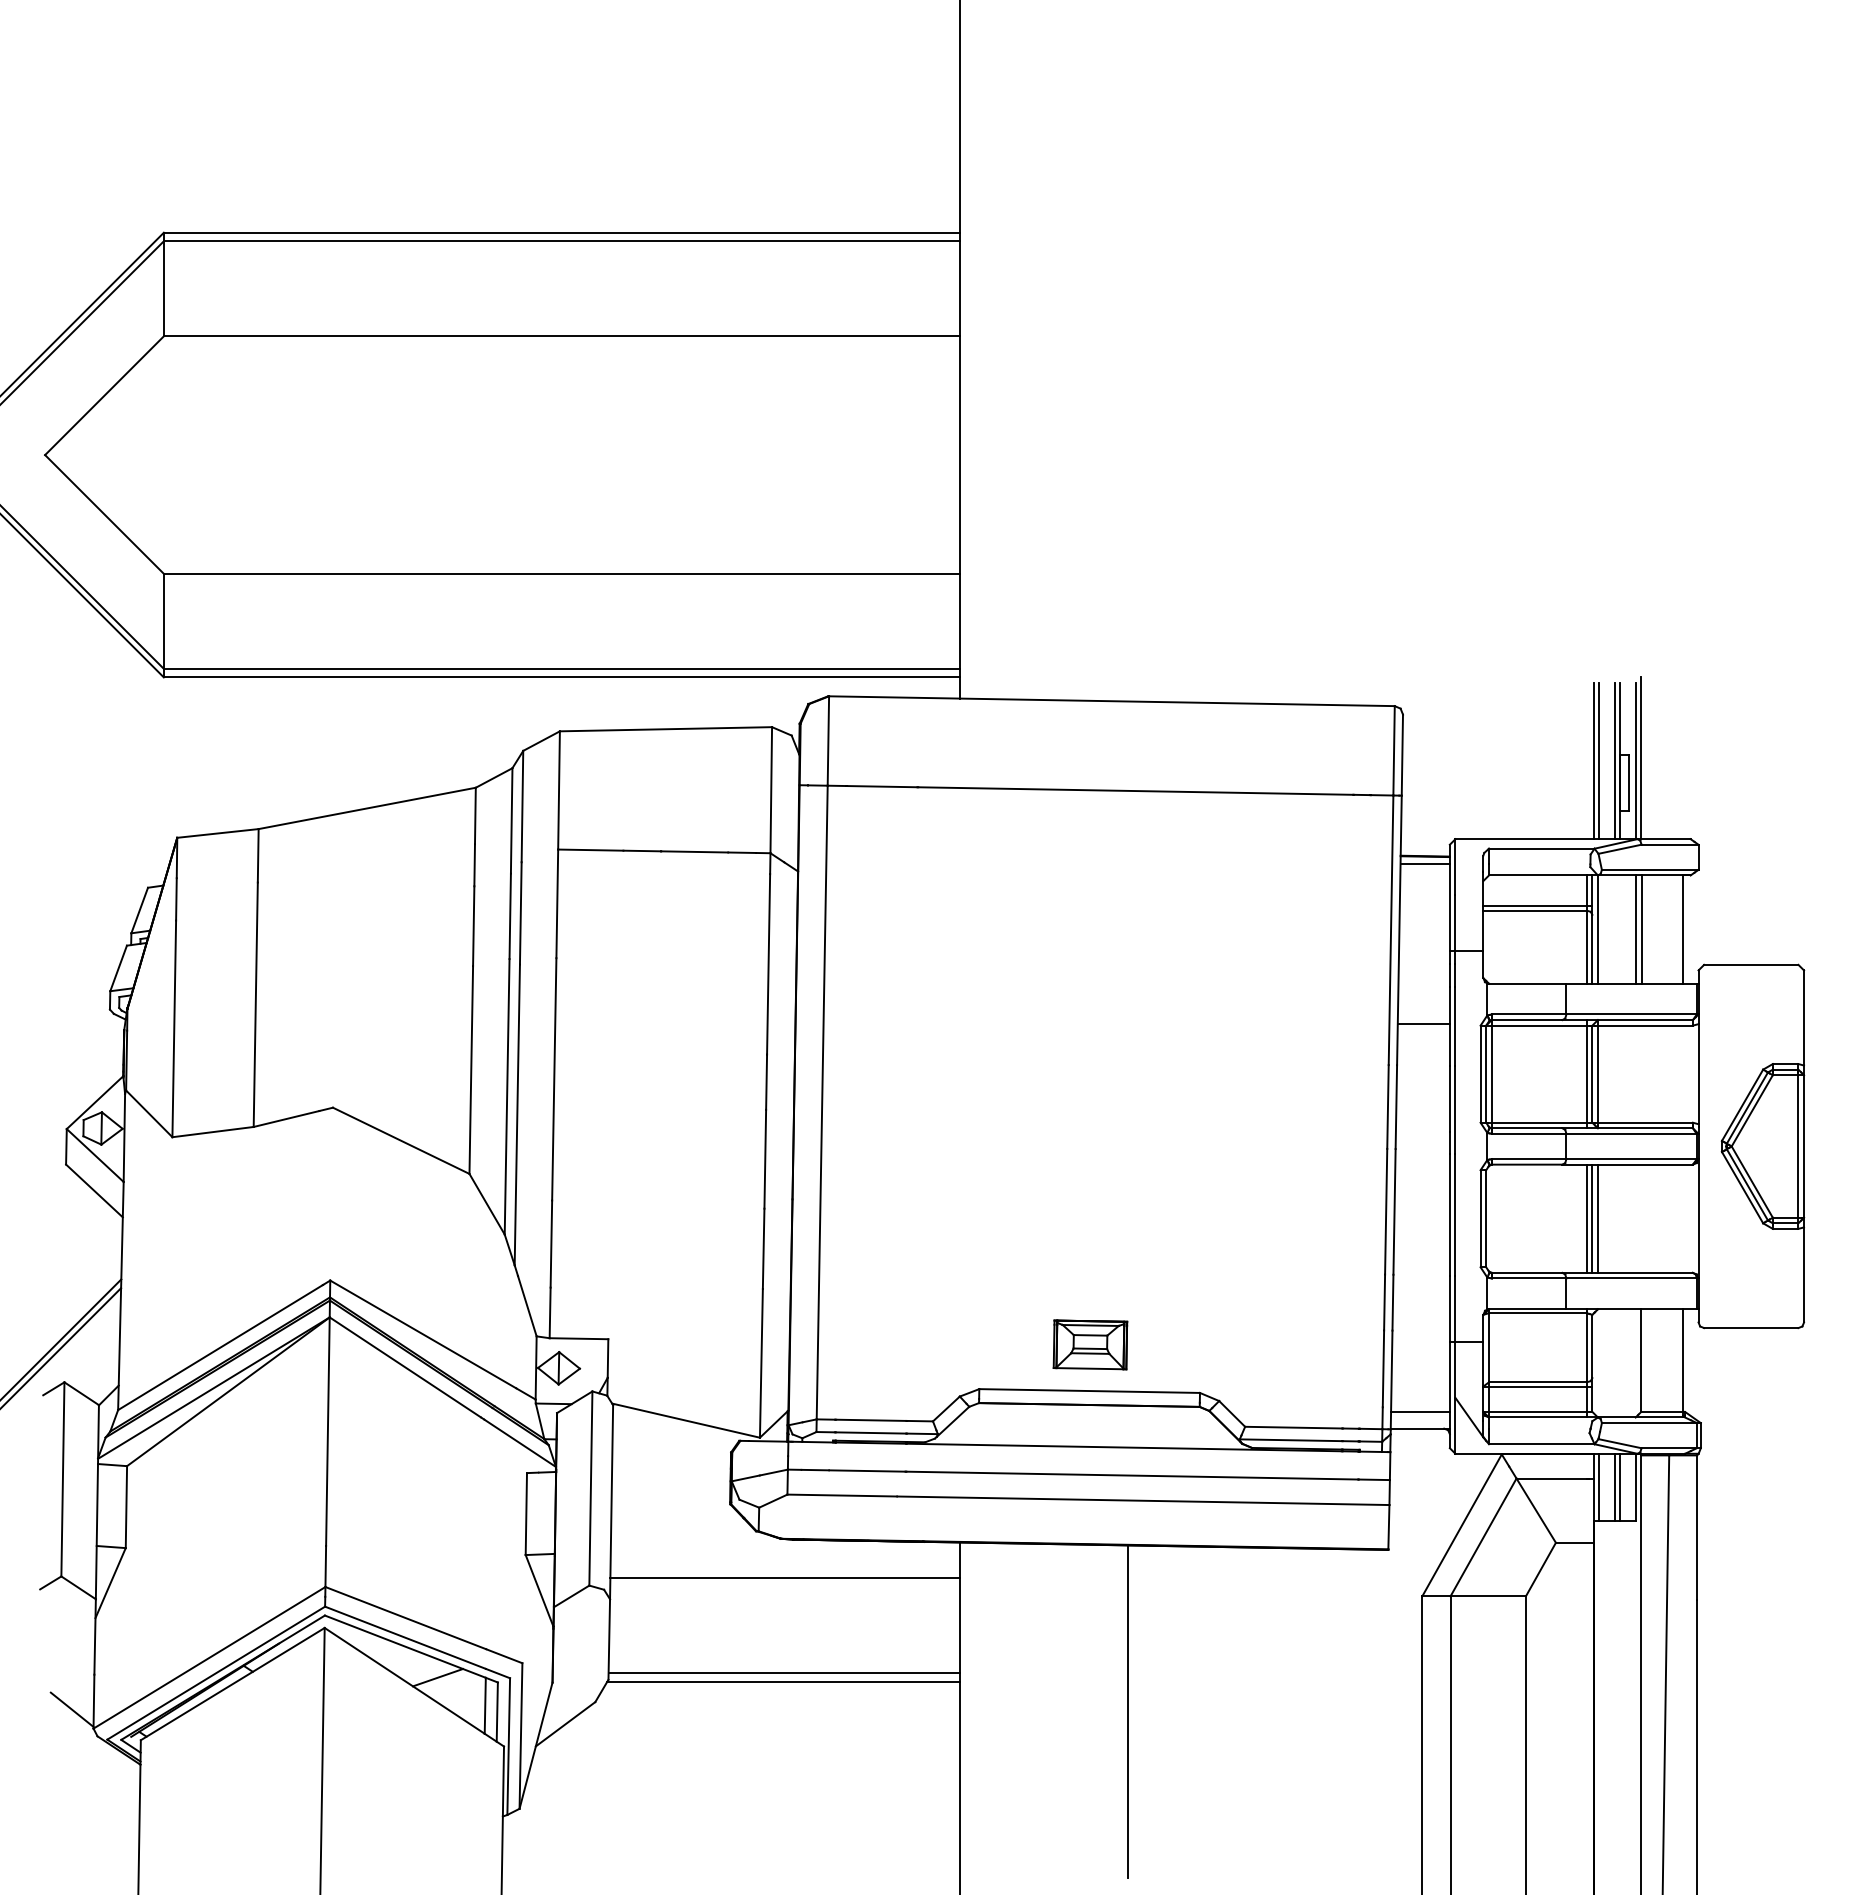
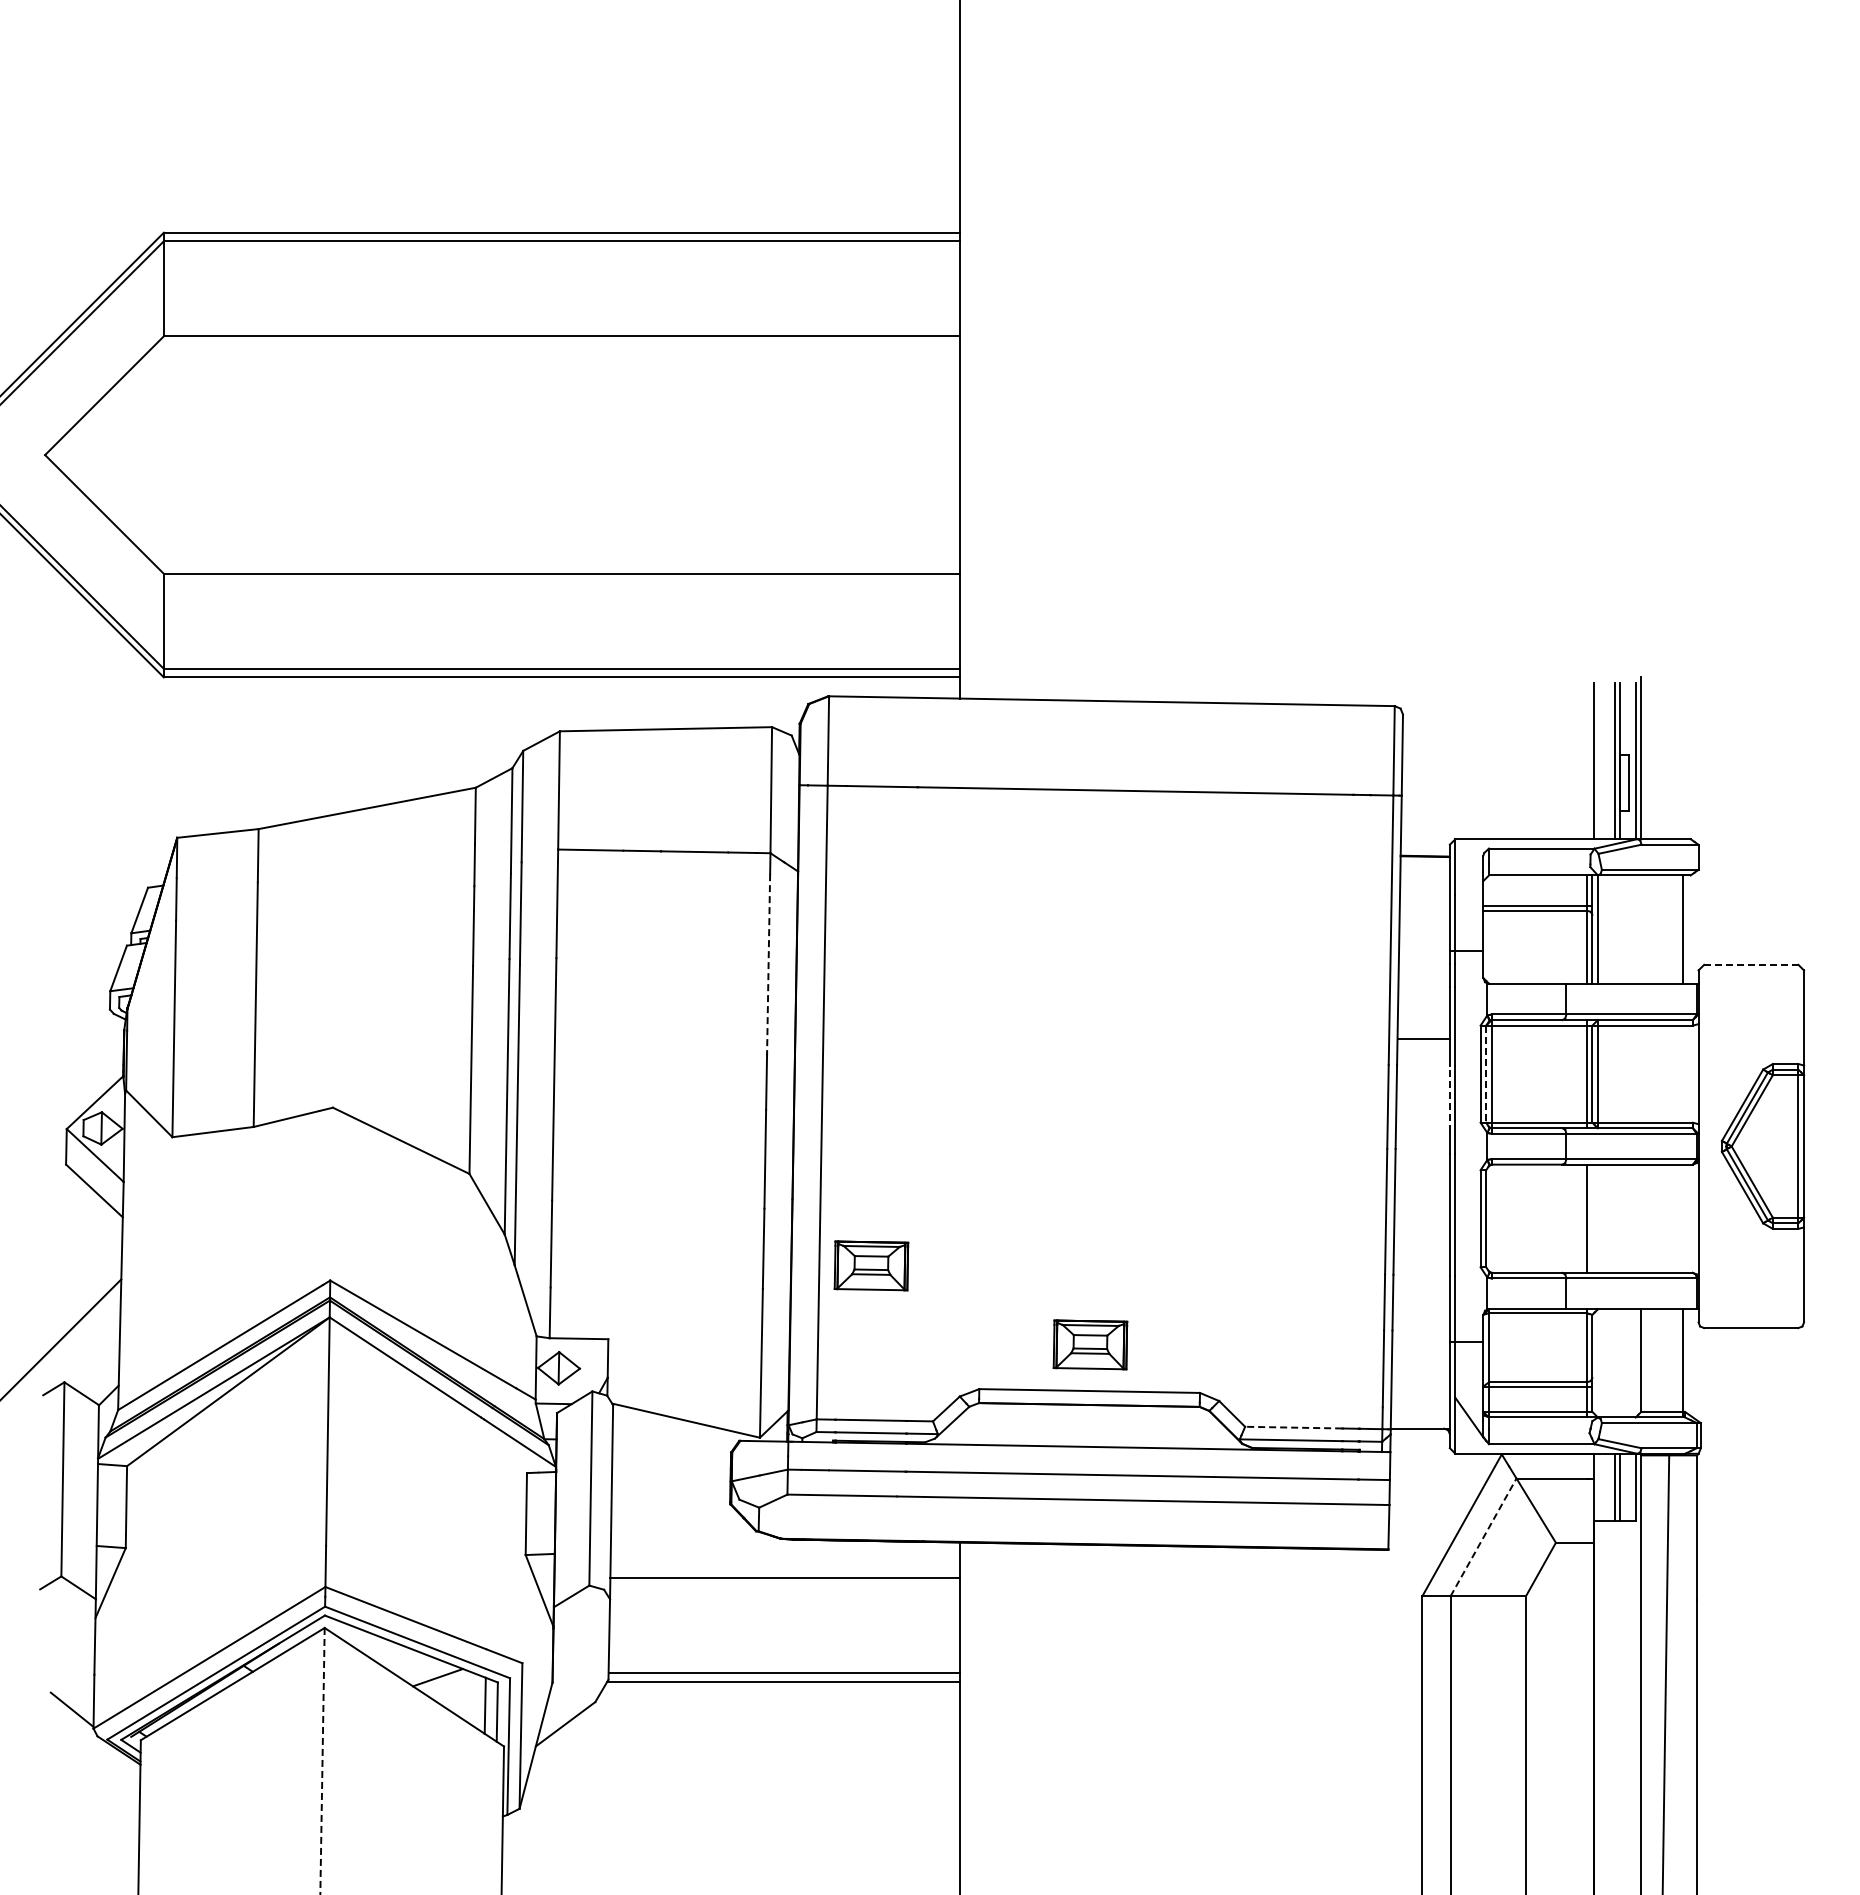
line: present -> none (1599, 760)
line: present -> none (1424, 864)
line: present -> none (1636, 929)
line: present -> none (1641, 929)
line: solid -> dashed (768, 964)
line: solid -> dashed (1751, 964)
line position: (1423, 1023) -> (1423, 1038) (1423, 1038)
line: solid -> dashed (1486, 1074)
line: solid -> dashed (1449, 1098)
line: present -> none (1592, 1218)
line: present -> none (1597, 1218)
part: none -> present (871, 1265)
line: present -> none (61, 1347)
line: present -> none (1420, 1411)
line: solid -> dashed (1293, 1427)
line: present -> none (1599, 1486)
line: solid -> dashed (1483, 1537)
line: present -> none (1127, 1711)
line: solid -> dashed (322, 1761)
